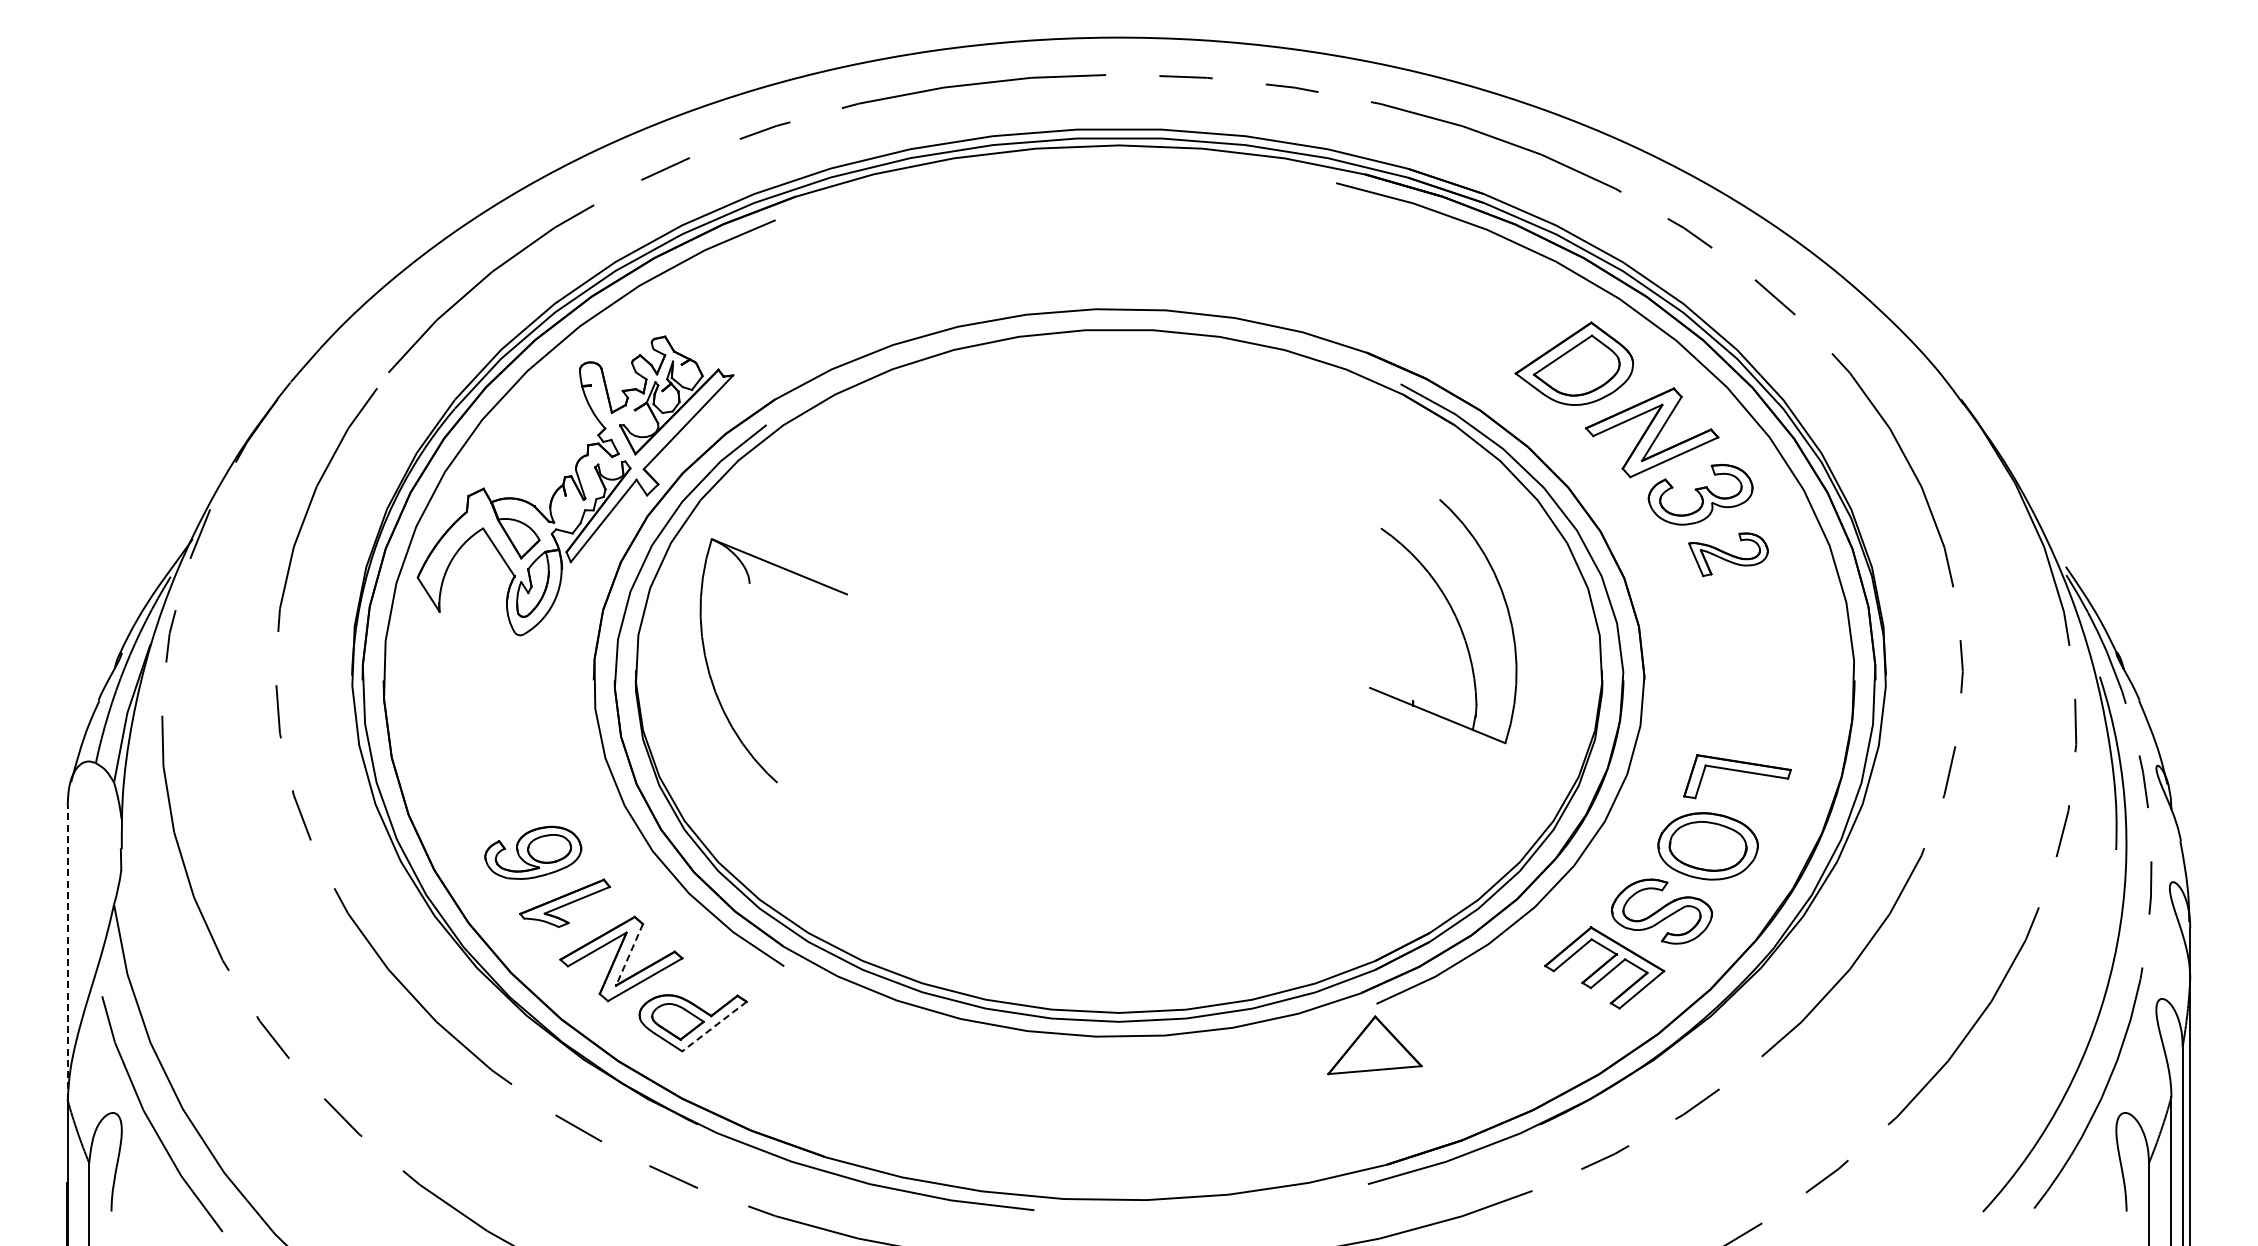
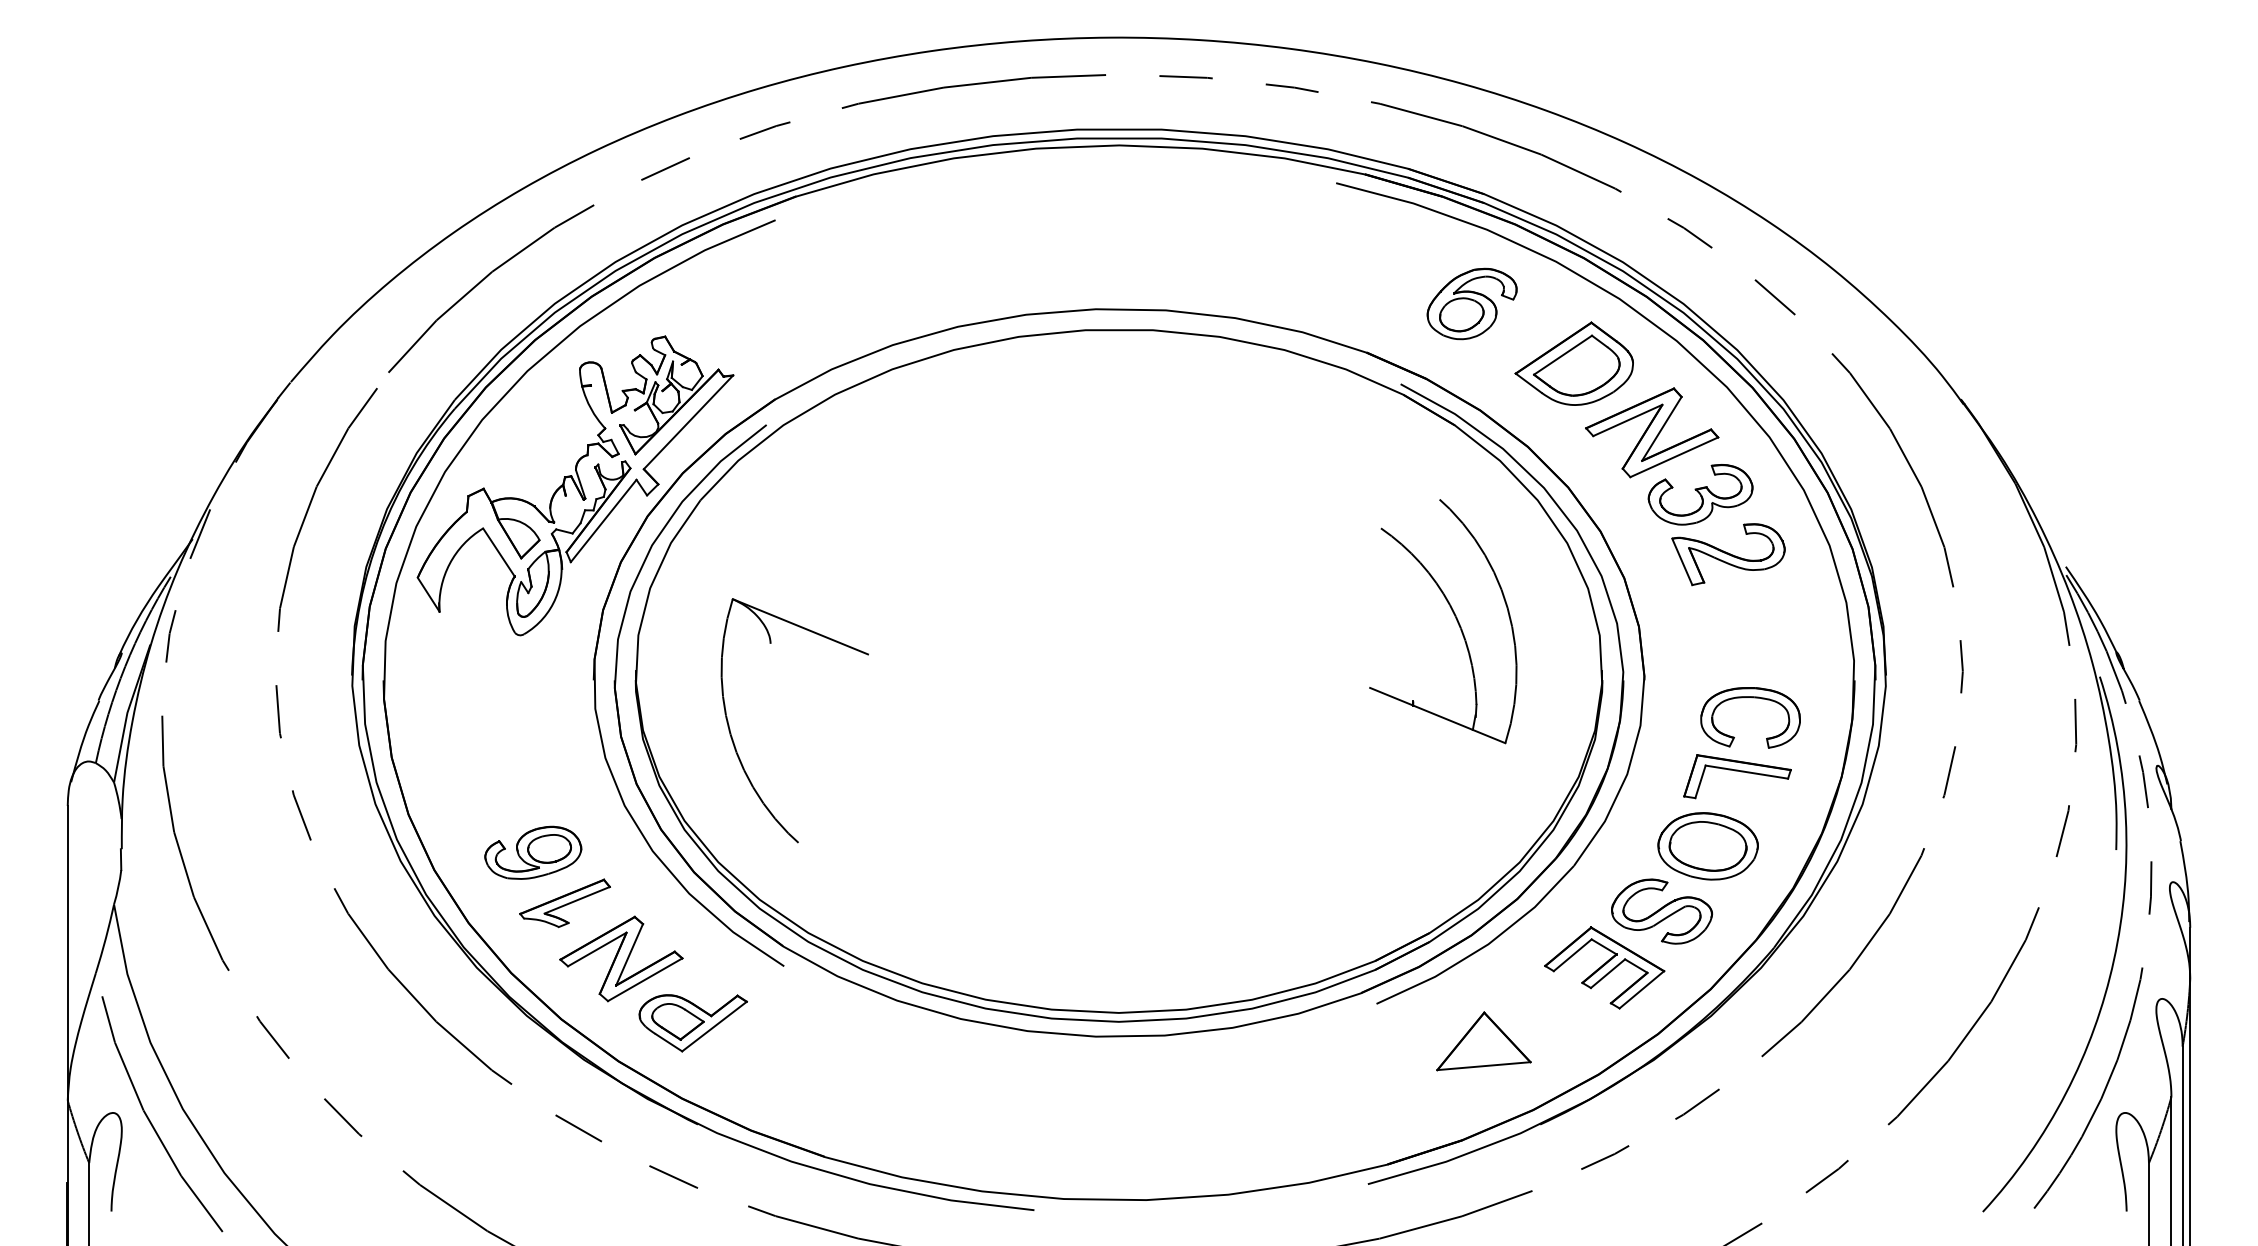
part: none -> present (1471, 303)
part size: 81x46 px -> 115x64 px (1728, 554)
part position: (712, 679) -> (733, 739) (733, 739)
part: none -> present (1752, 698)
line: dashed -> solid (67, 952)
line: dashed -> solid (629, 955)
line: dashed -> solid (714, 1026)
part position: (1374, 1045) -> (1483, 1041) (1483, 1041)
